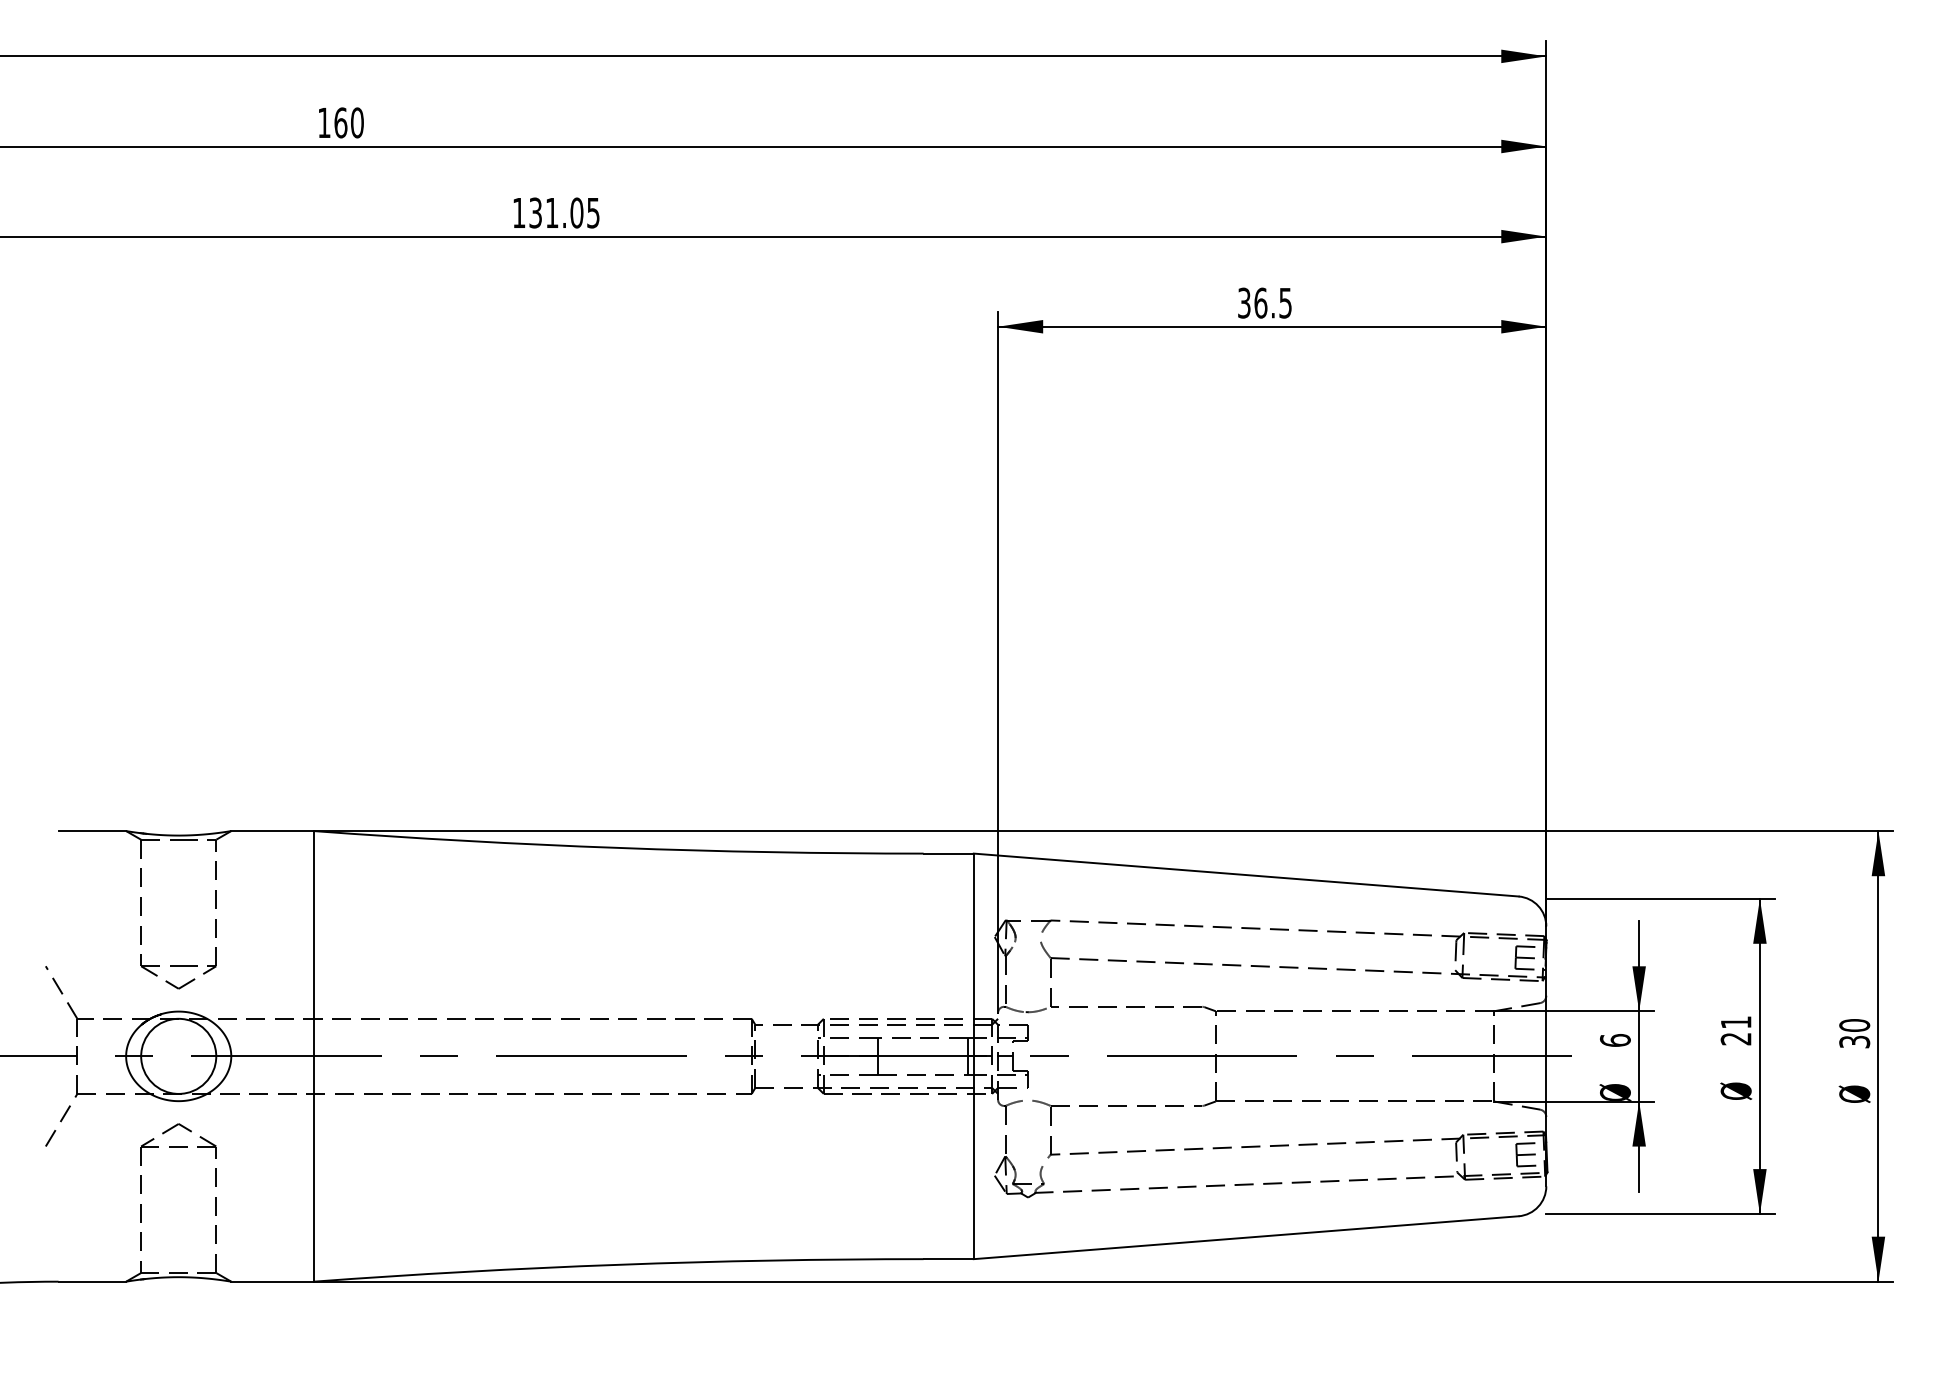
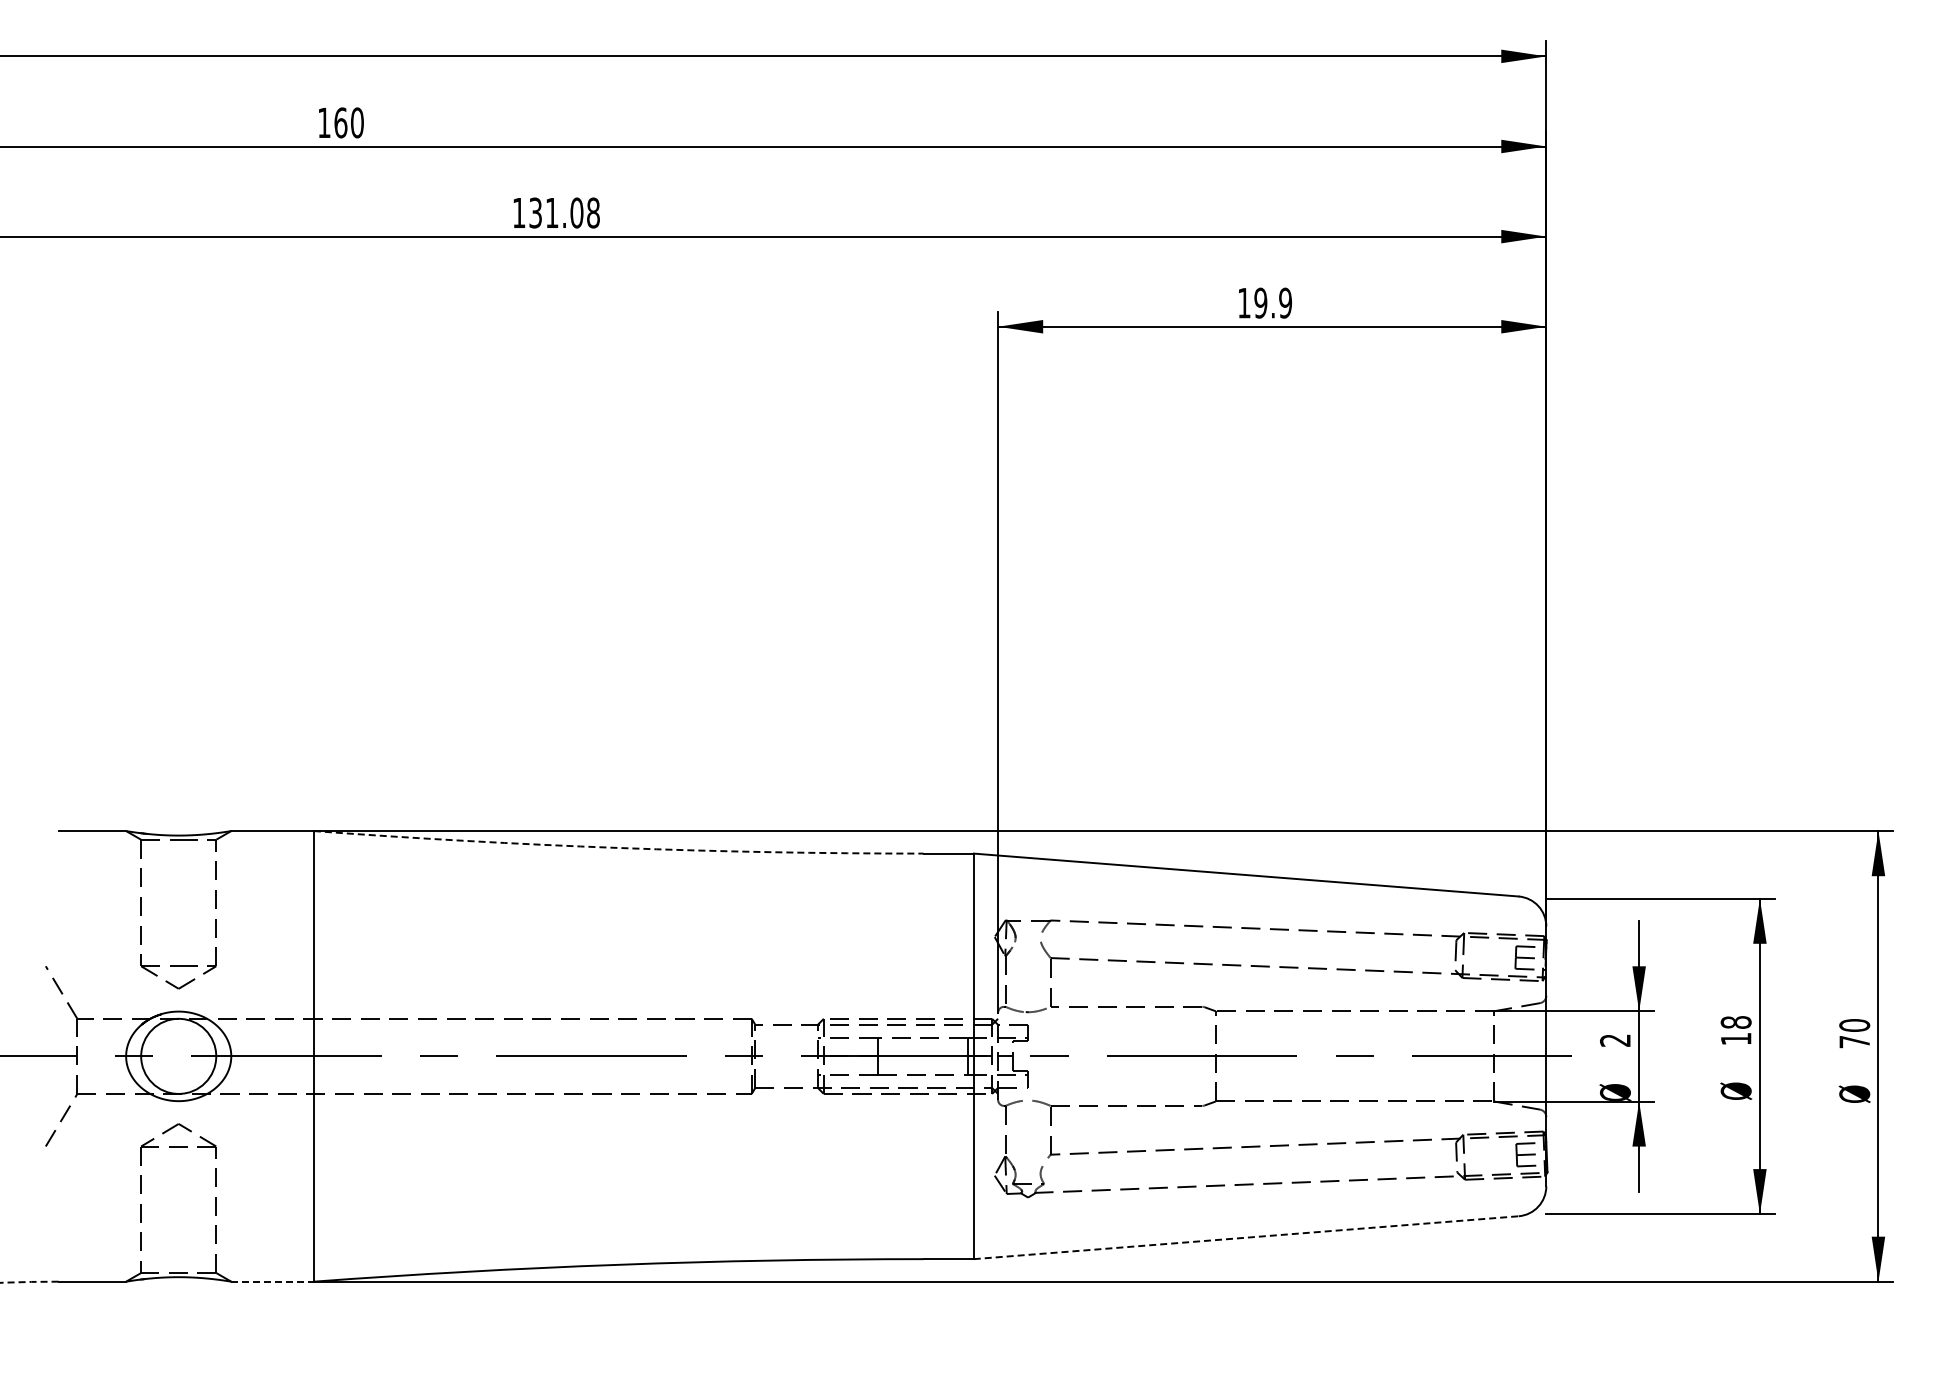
text: 131.05 -> 131.08 (593, 212)
text: 36.5 -> 19.9 (1265, 302)
arc: solid -> dashed (618, 847)
text: 21 -> 18 (1735, 1030)
text: 6 -> 2 (1615, 1040)
text: 30 -> 70 (1854, 1041)
line: solid -> dashed (1246, 1237)
line: solid -> dashed (273, 1281)
arc: solid -> dashed (29, 1282)
